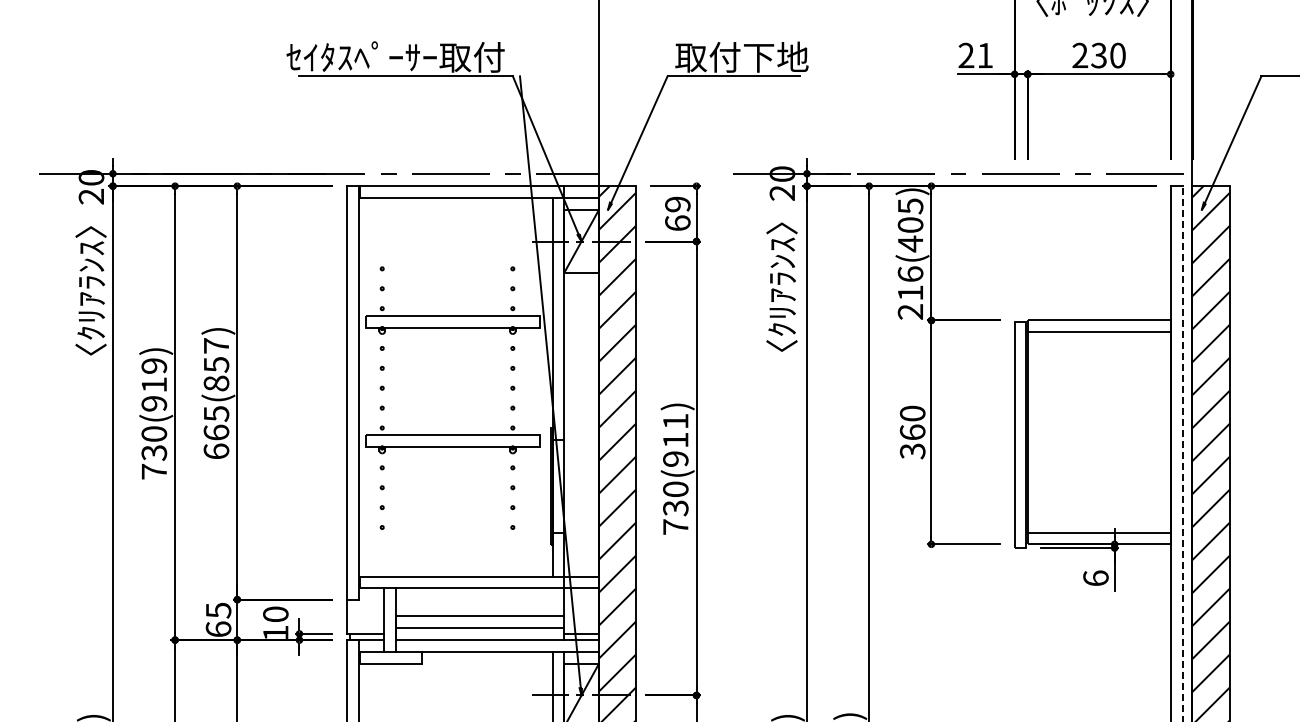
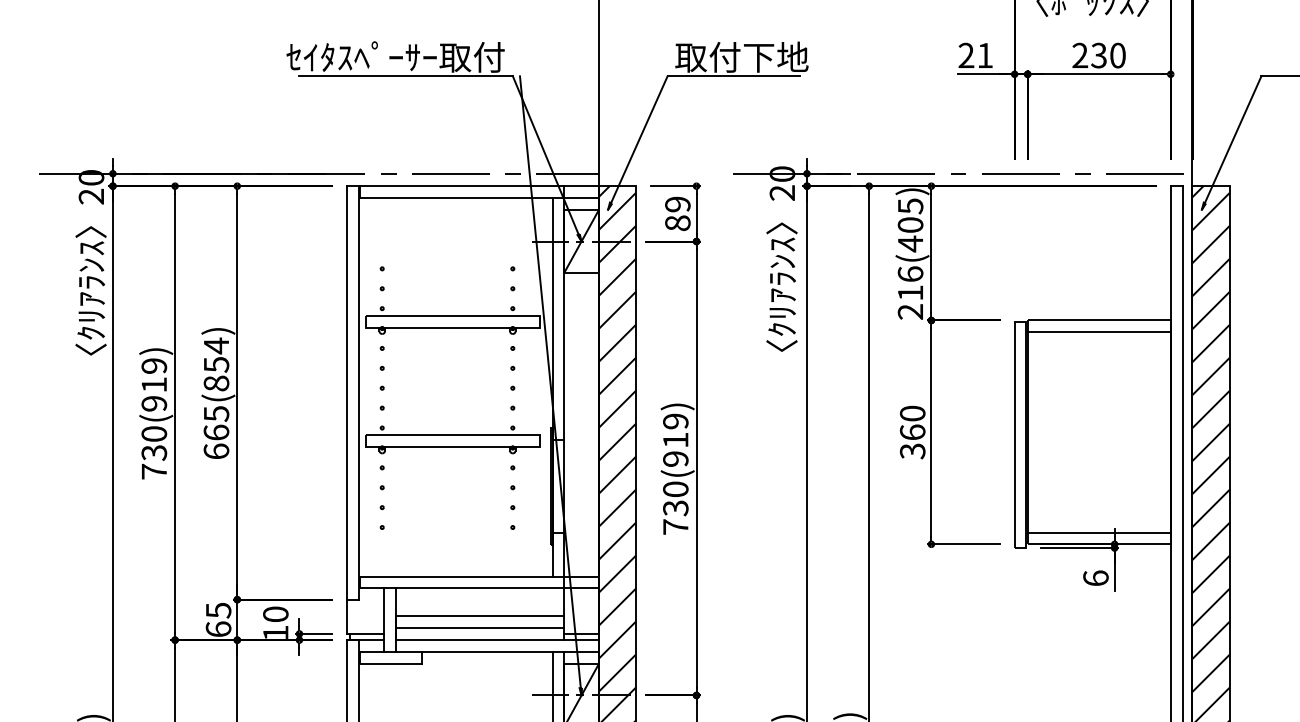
text: 69 -> 89 (677, 222)
text: 665(857) -> 665(854) (216, 345)
text: 730(911) -> 730(919) (675, 421)
line: dashed -> solid (1182, 454)
